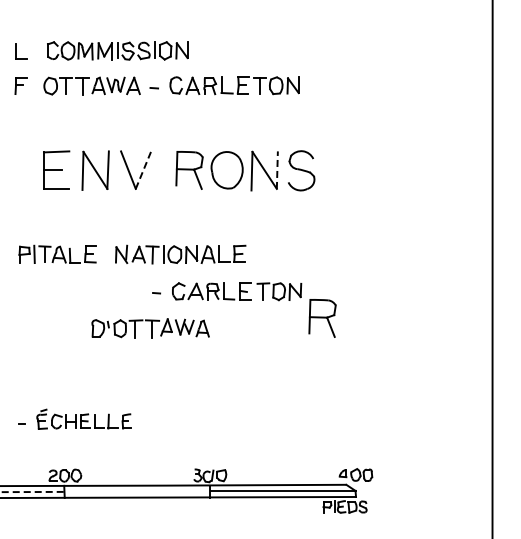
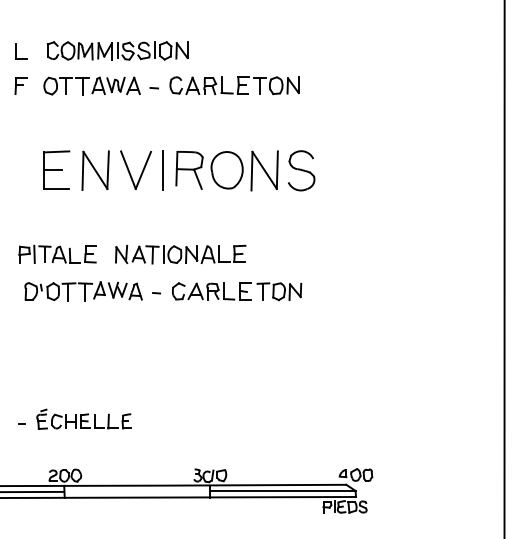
line: dashed -> solid (143, 169)
line: none -> present (162, 169)
line: dashed -> solid (277, 170)
line position: (492, 268) -> (504, 268) (504, 268)
part: present -> none (322, 318)
part position: (150, 328) -> (83, 291) (83, 291)
line: dashed -> solid (31, 492)
